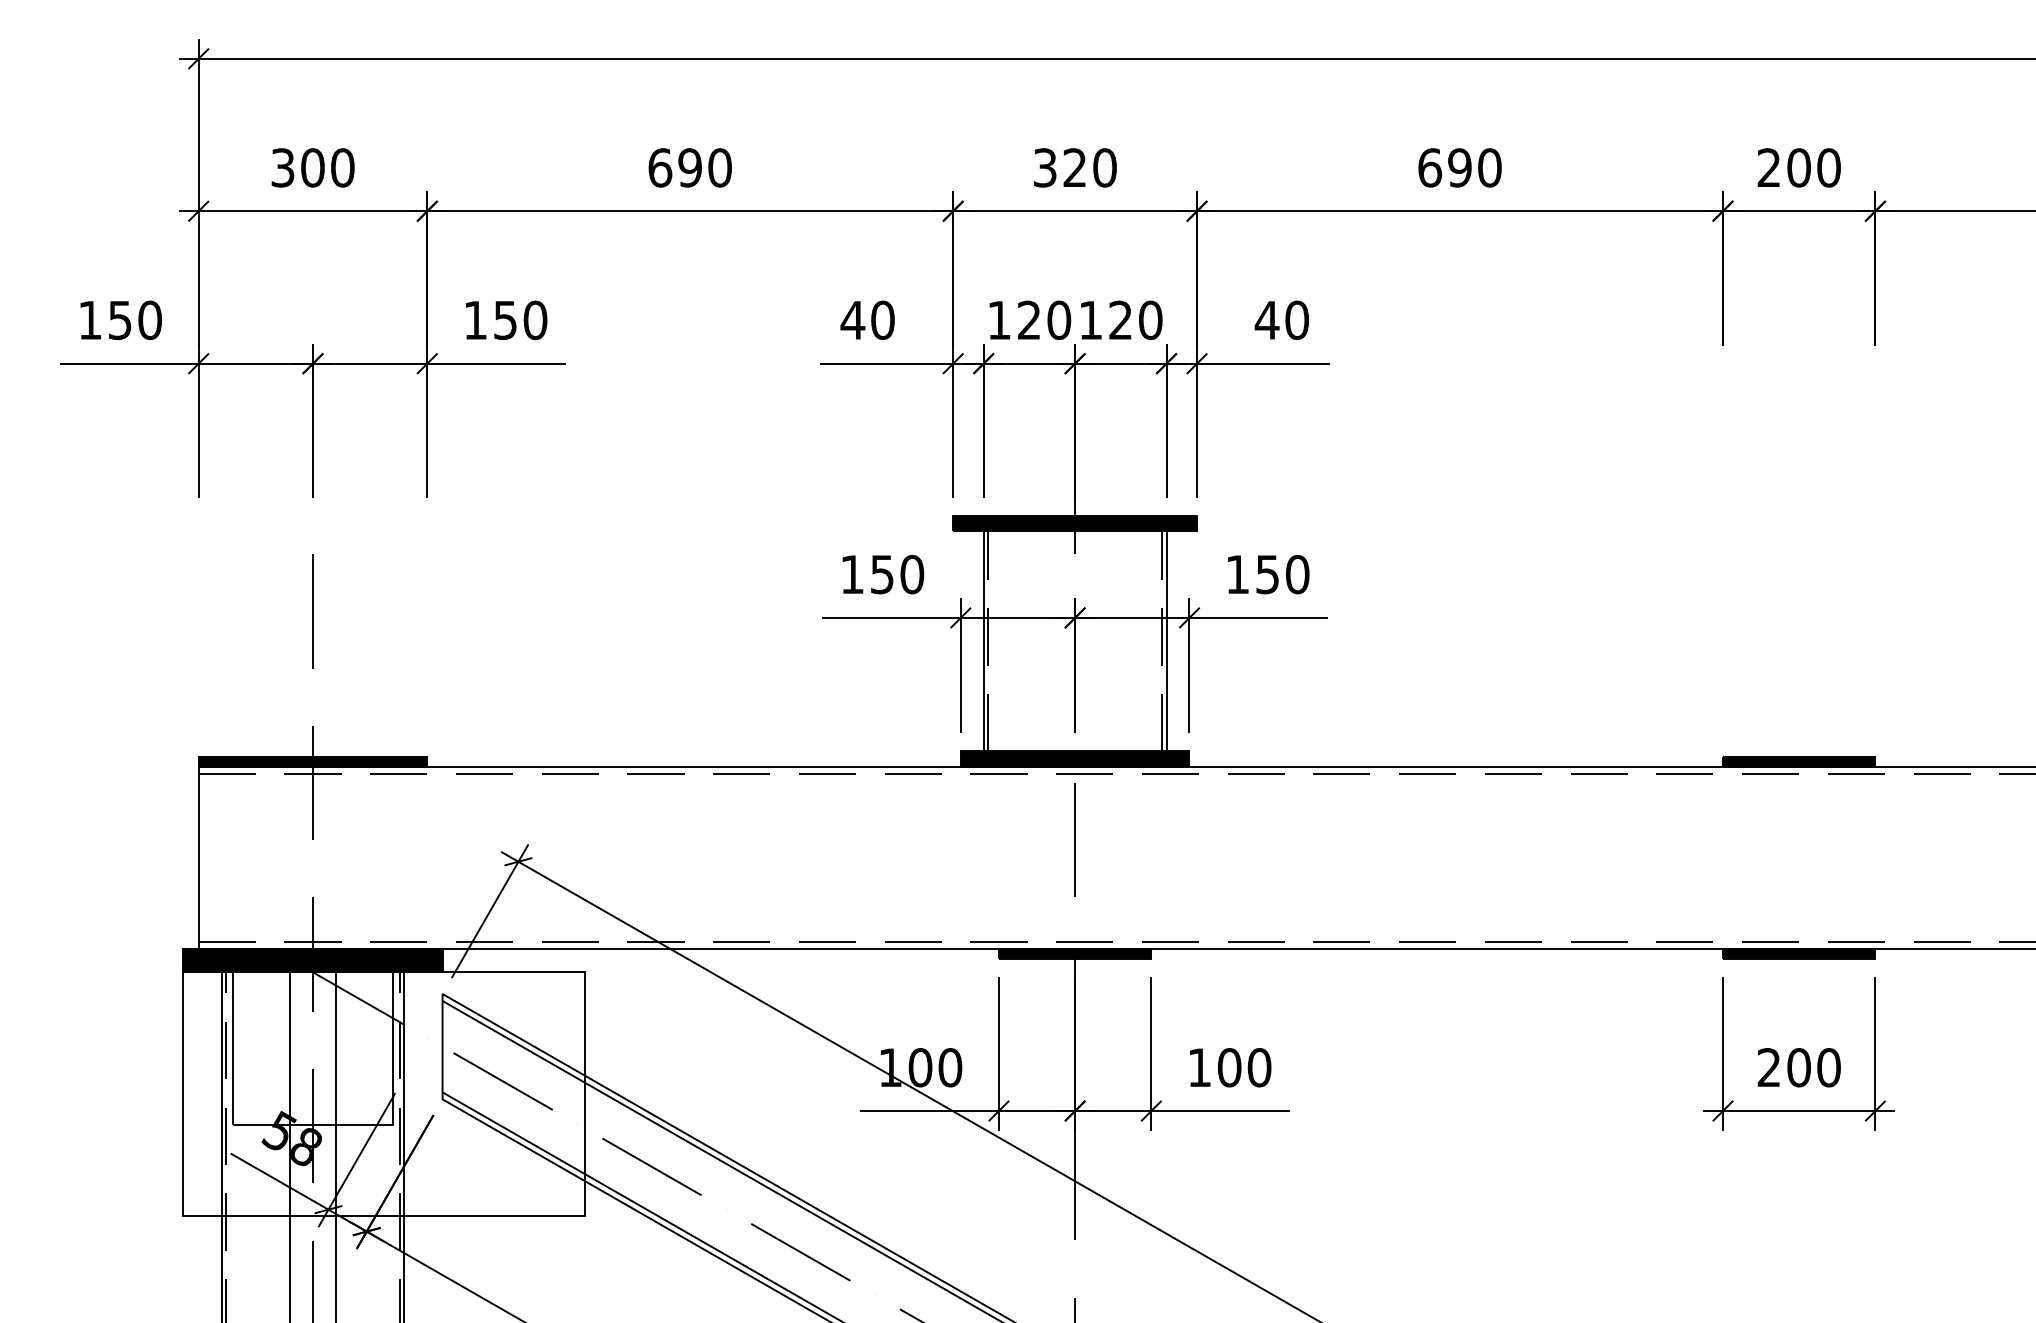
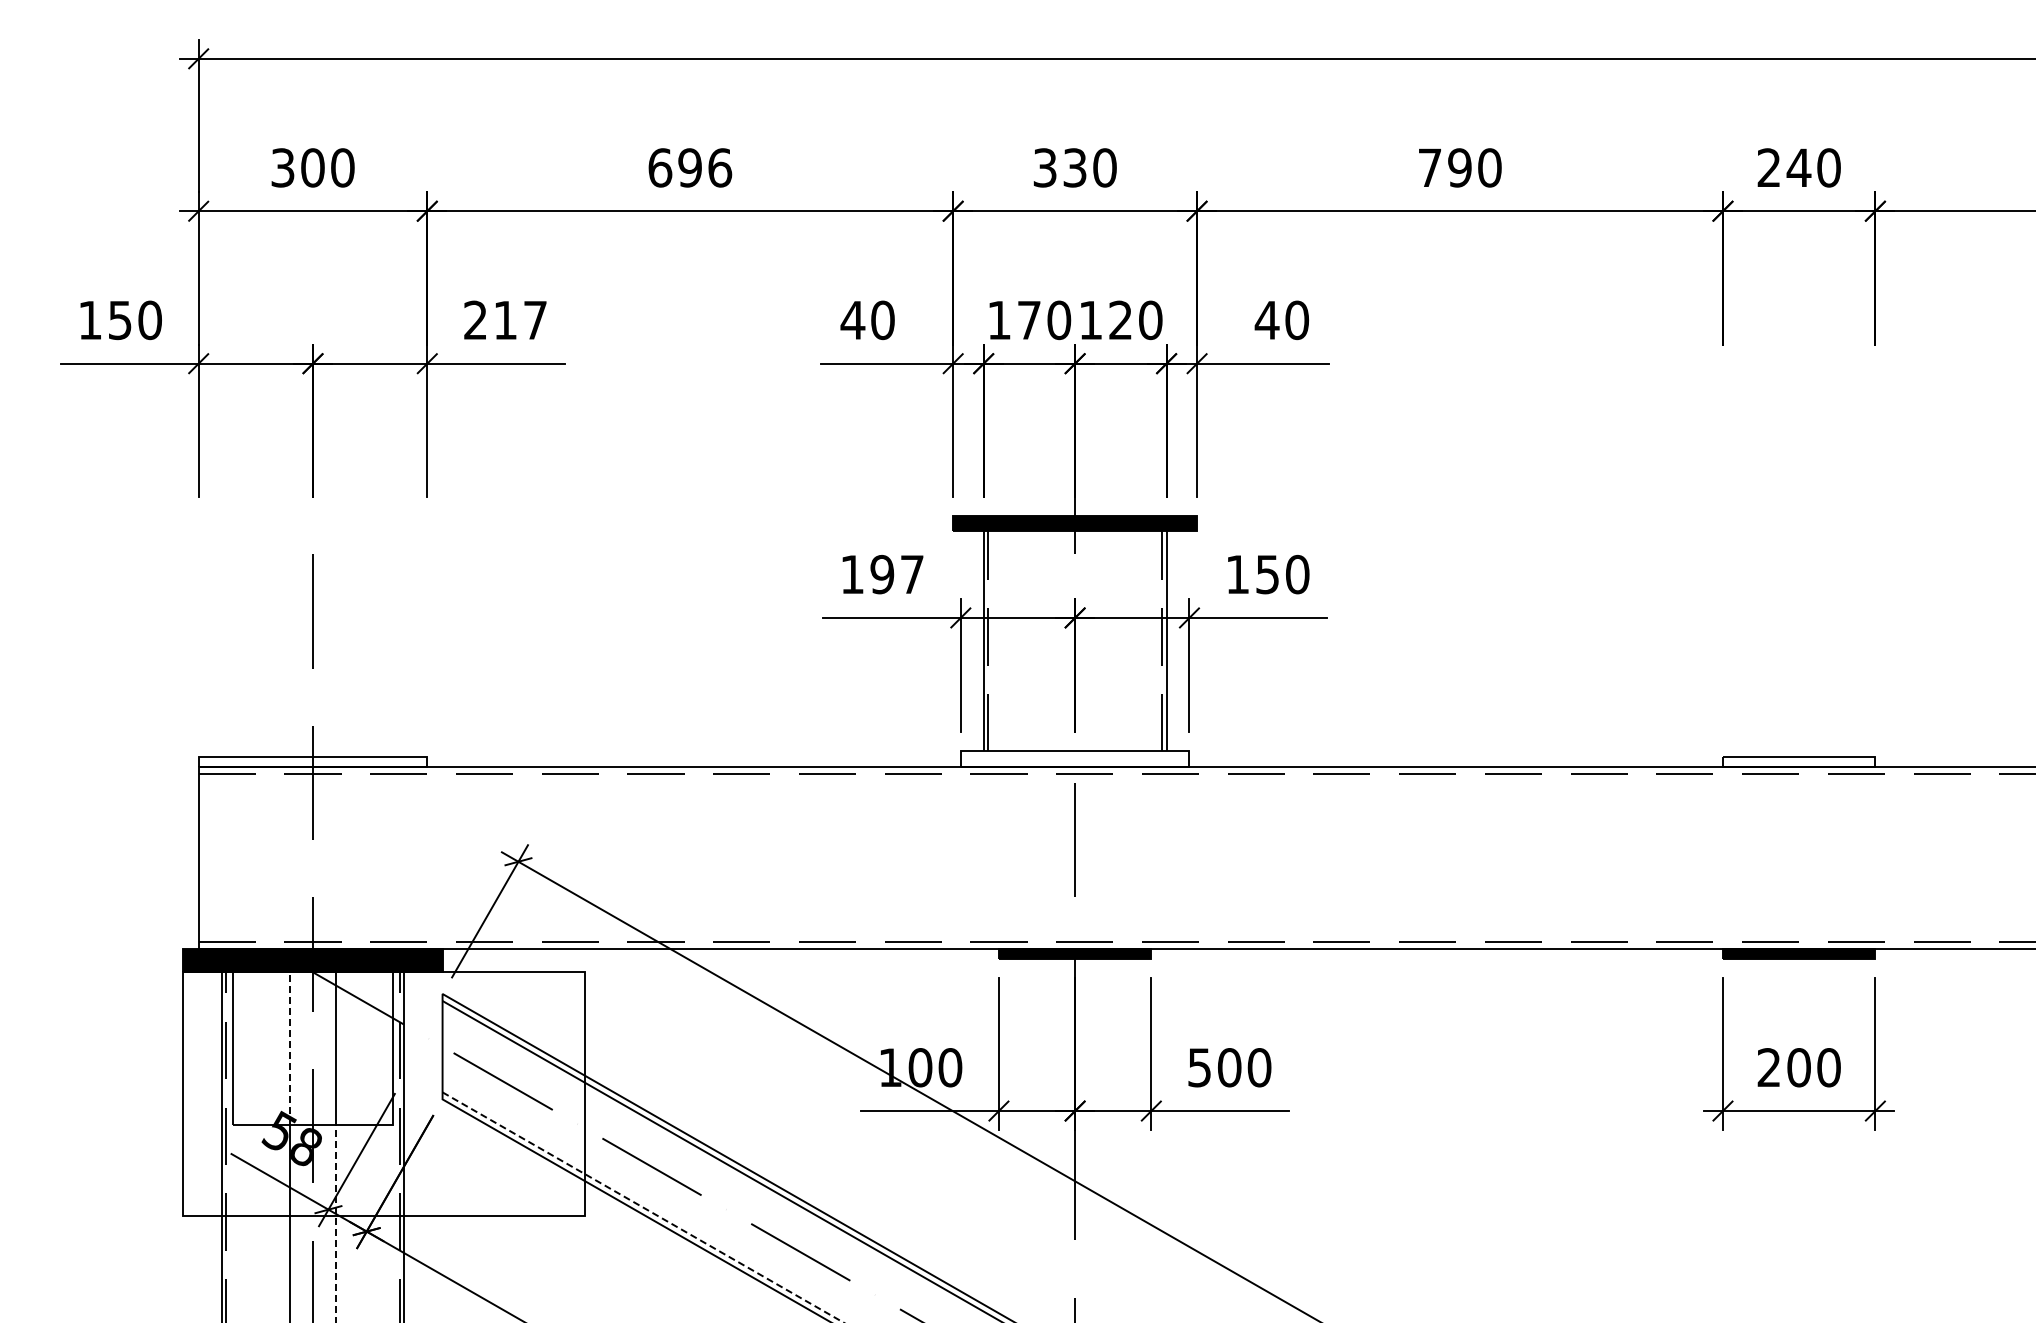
text: 690 -> 696 (720, 167)
text: 320 -> 330 (1074, 167)
text: 690 -> 790 (1430, 167)
text: 200 -> 240 (1798, 167)
text: 120 -> 170 (1029, 319)
text: 150 -> 217 (505, 320)
text: 150 -> 197 (897, 574)
fill: present -> none (1074, 758)
fill: present -> none (312, 761)
fill: present -> none (1798, 761)
line: solid -> dashed (290, 1048)
text: 100 -> 500 (1199, 1067)
line: solid -> dashed (643, 1207)
line: solid -> dashed (335, 1223)
